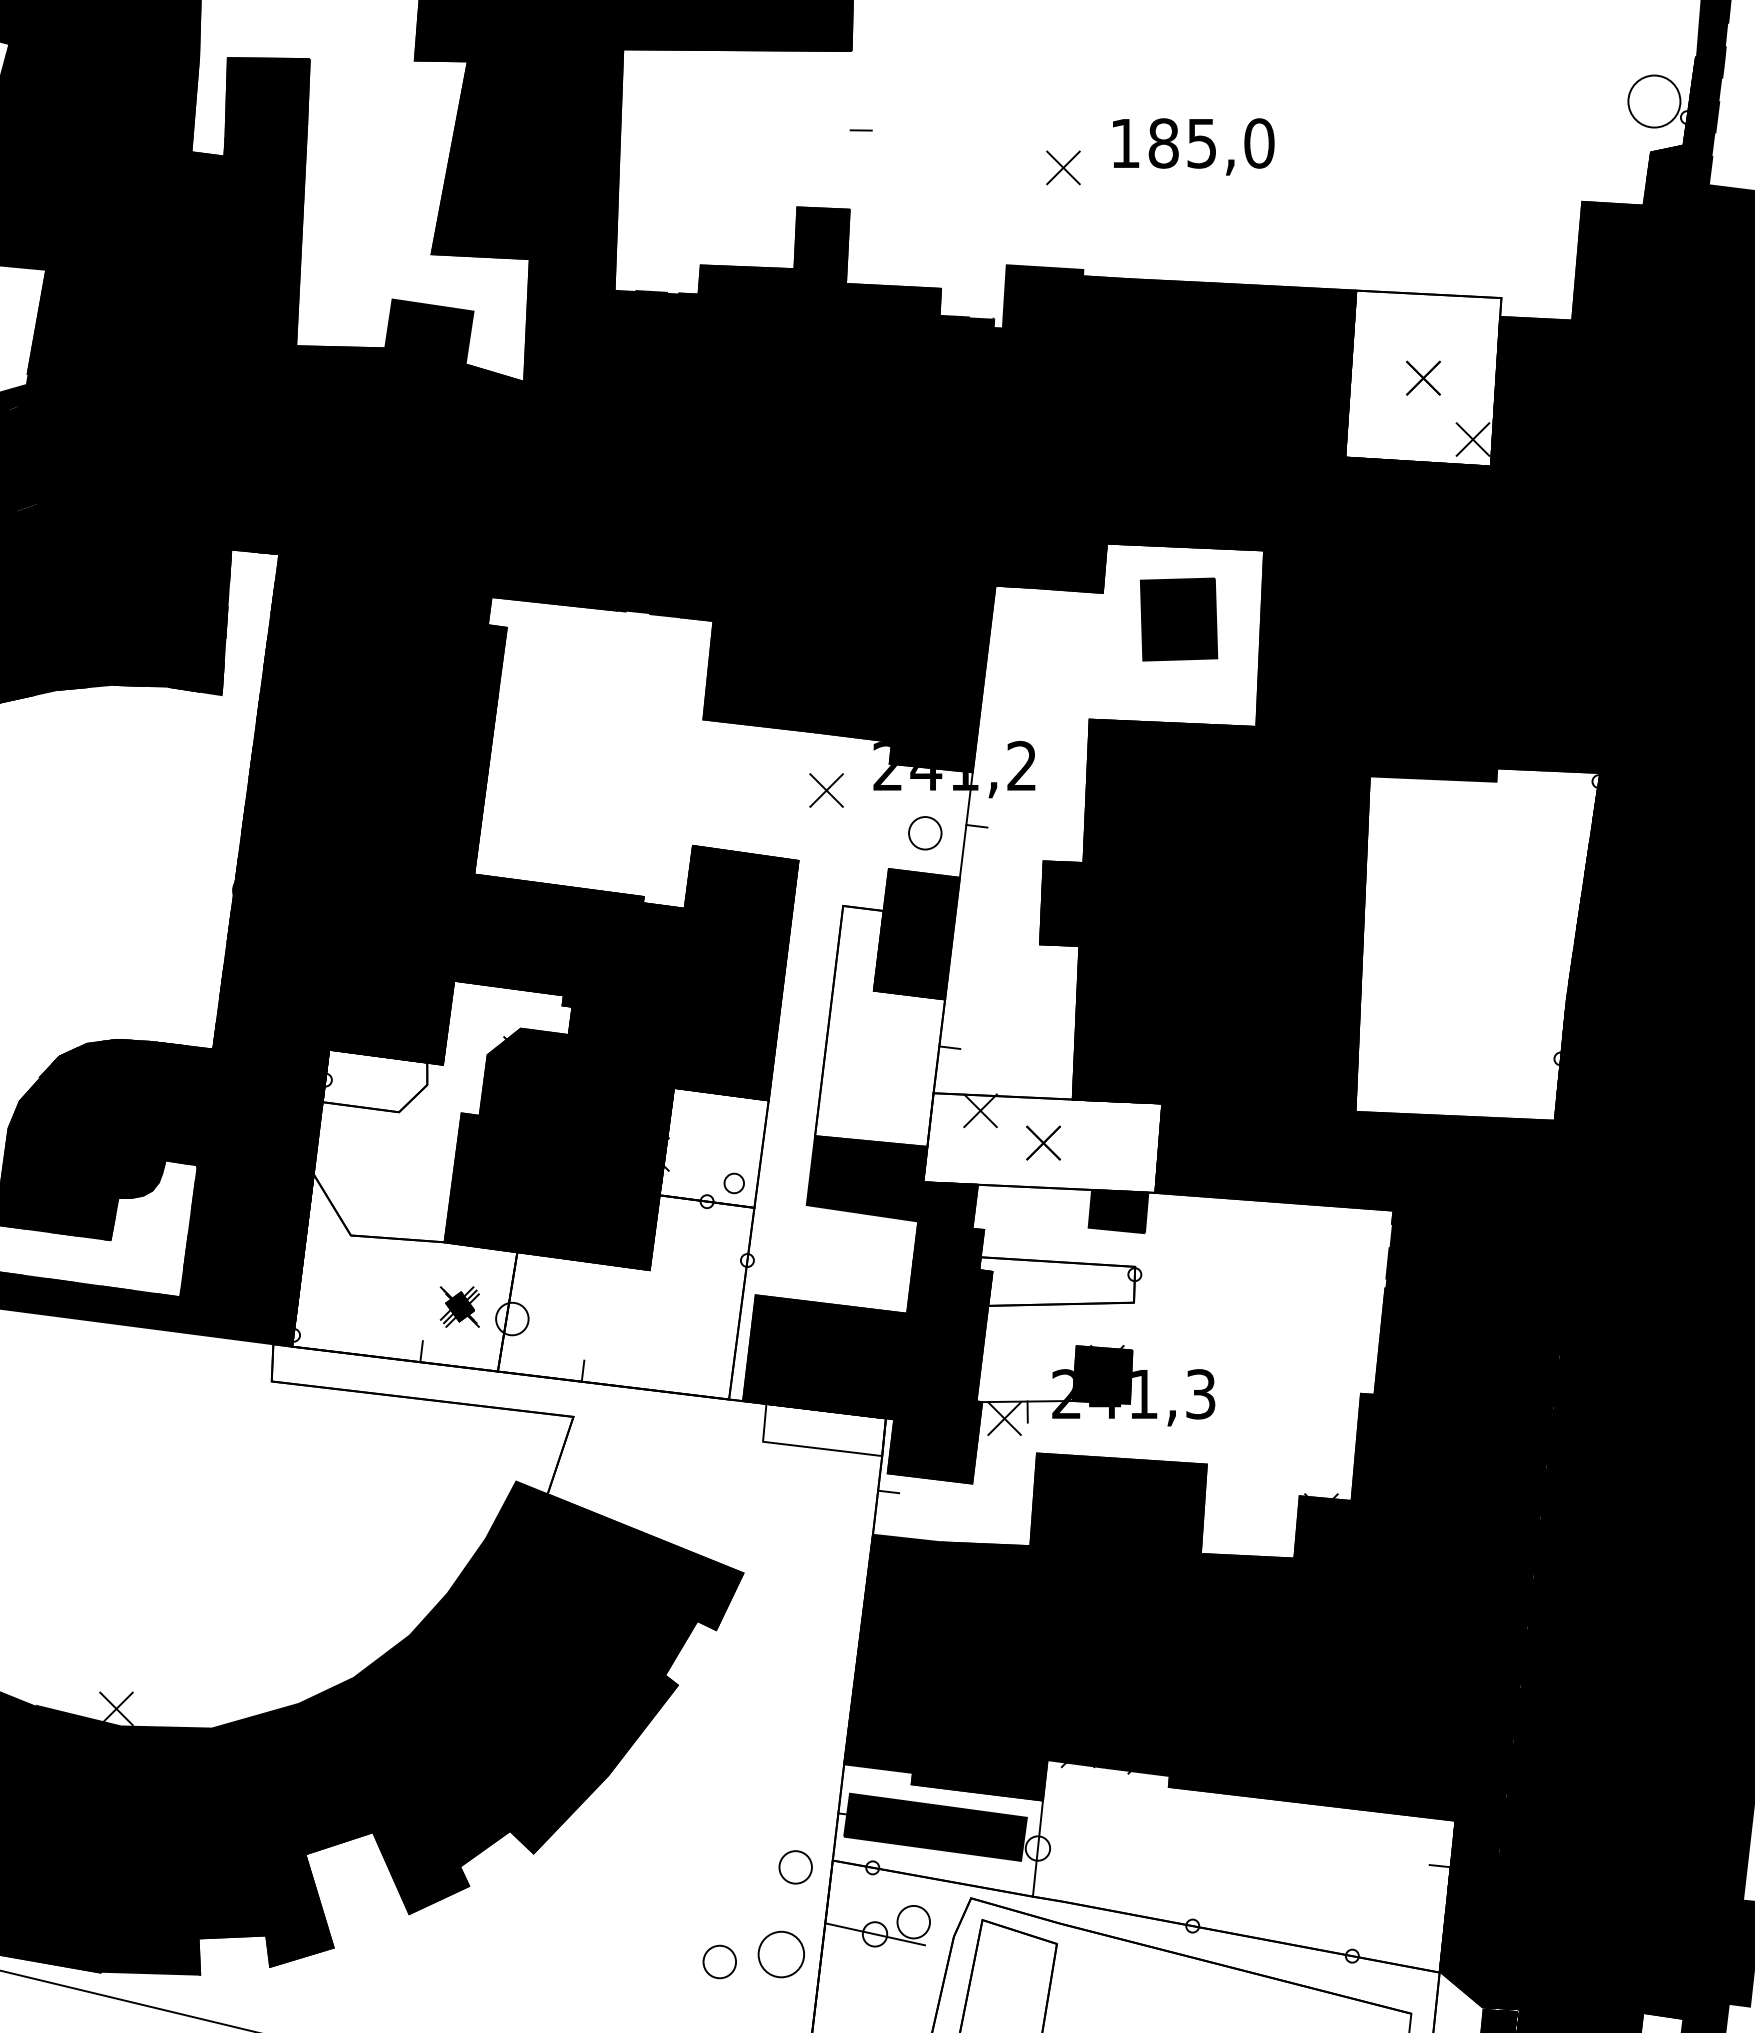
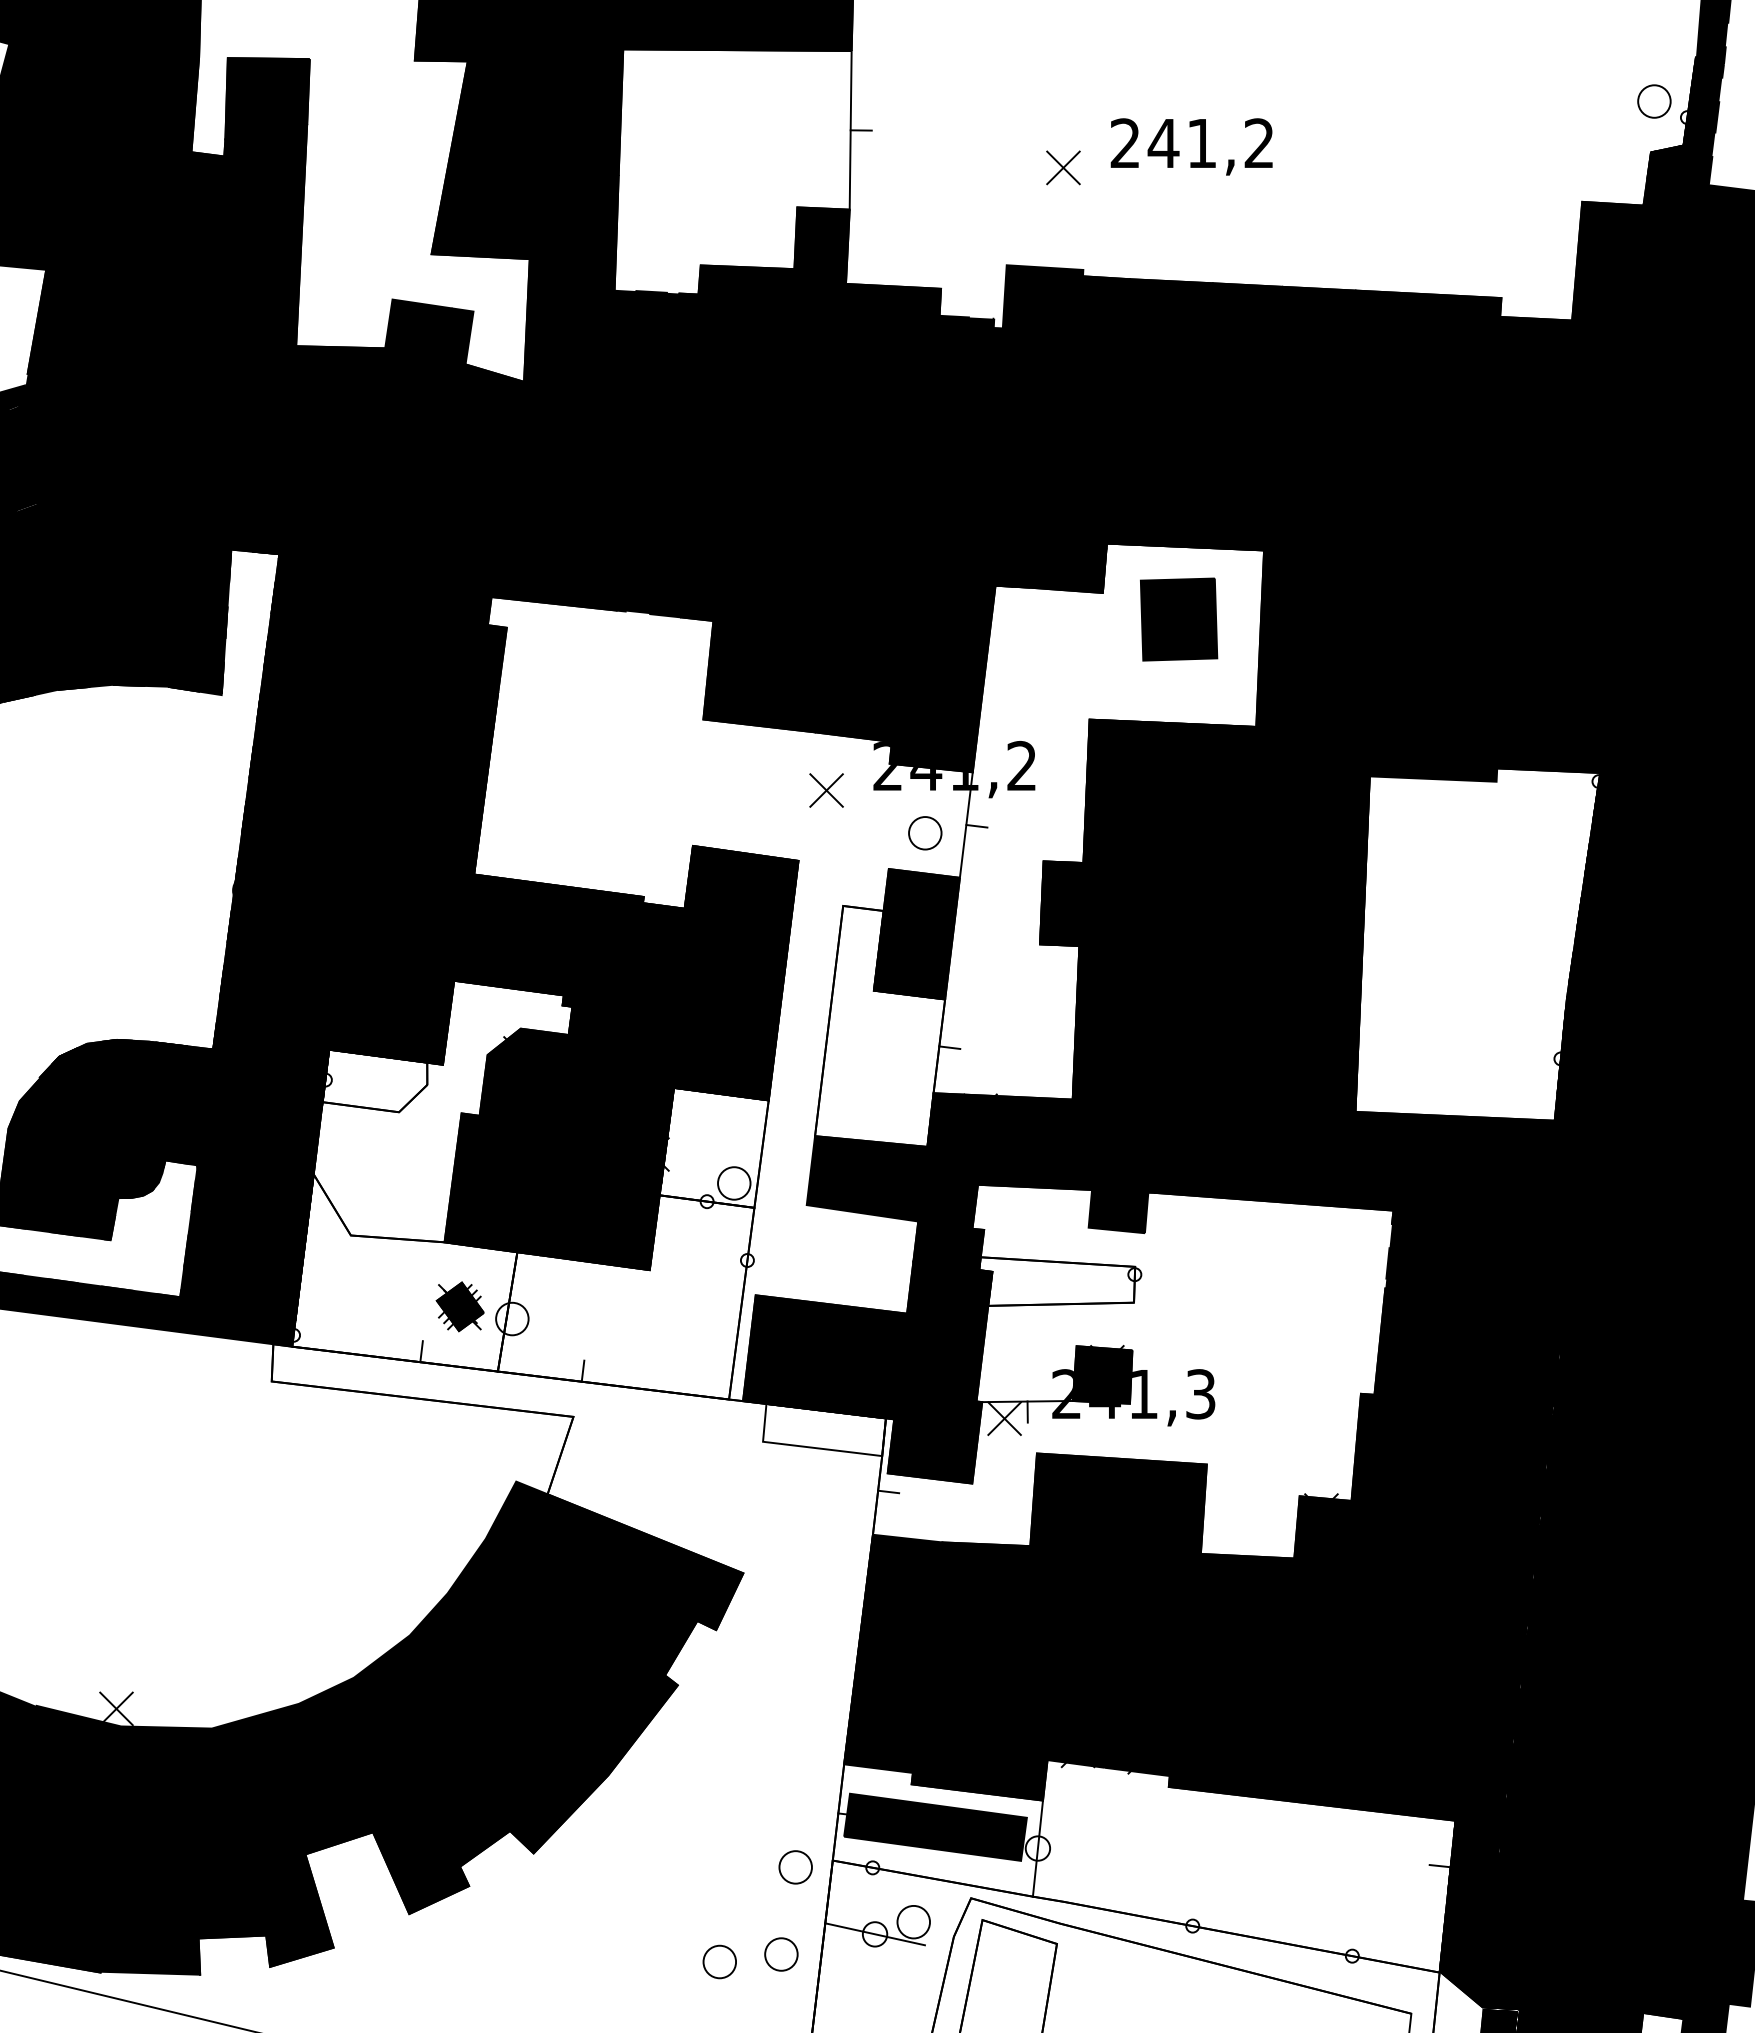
circle diameter: 52 px -> 33 px (1654, 101)
line: none -> present (850, 130)
text: 185,0 -> 241,2 (1192, 143)
fill: none -> present (1423, 378)
fill: none -> present (1042, 1142)
circle diameter: 20 px -> 33 px (734, 1183)
part size: 41x42 px -> 50x52 px (459, 1306)
circle size: 48x49 px -> 35x35 px (781, 1954)
